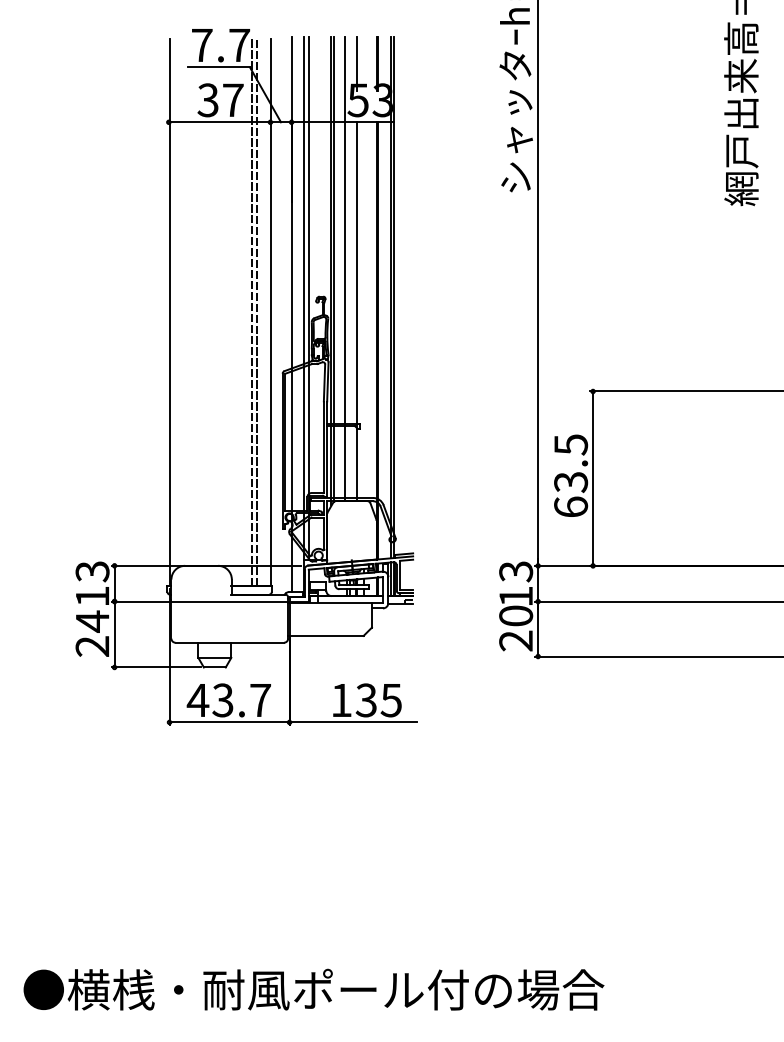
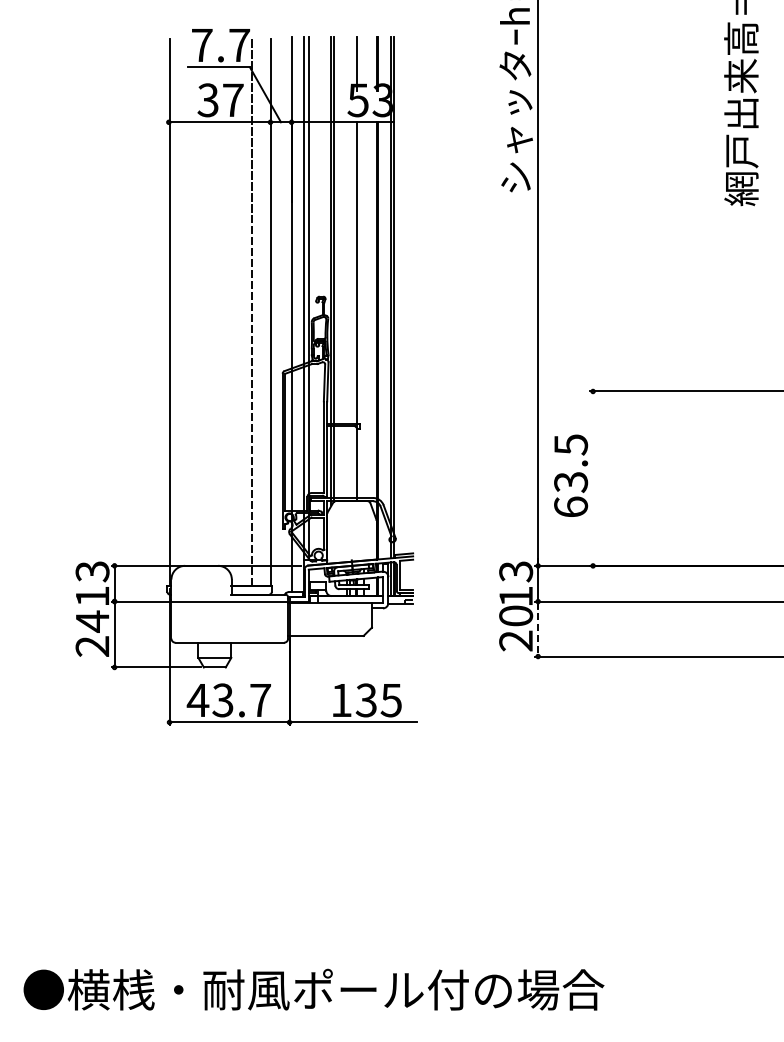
line: present -> none (345, 269)
line: present -> none (257, 312)
line: present -> none (593, 478)
line: solid -> dashed (538, 629)
